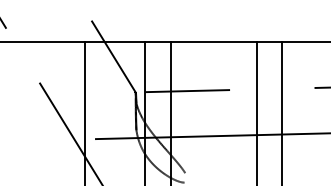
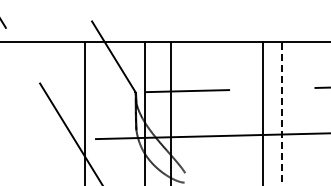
line position: (256, 112) -> (262, 112) (262, 112)
line: solid -> dashed (282, 113)
